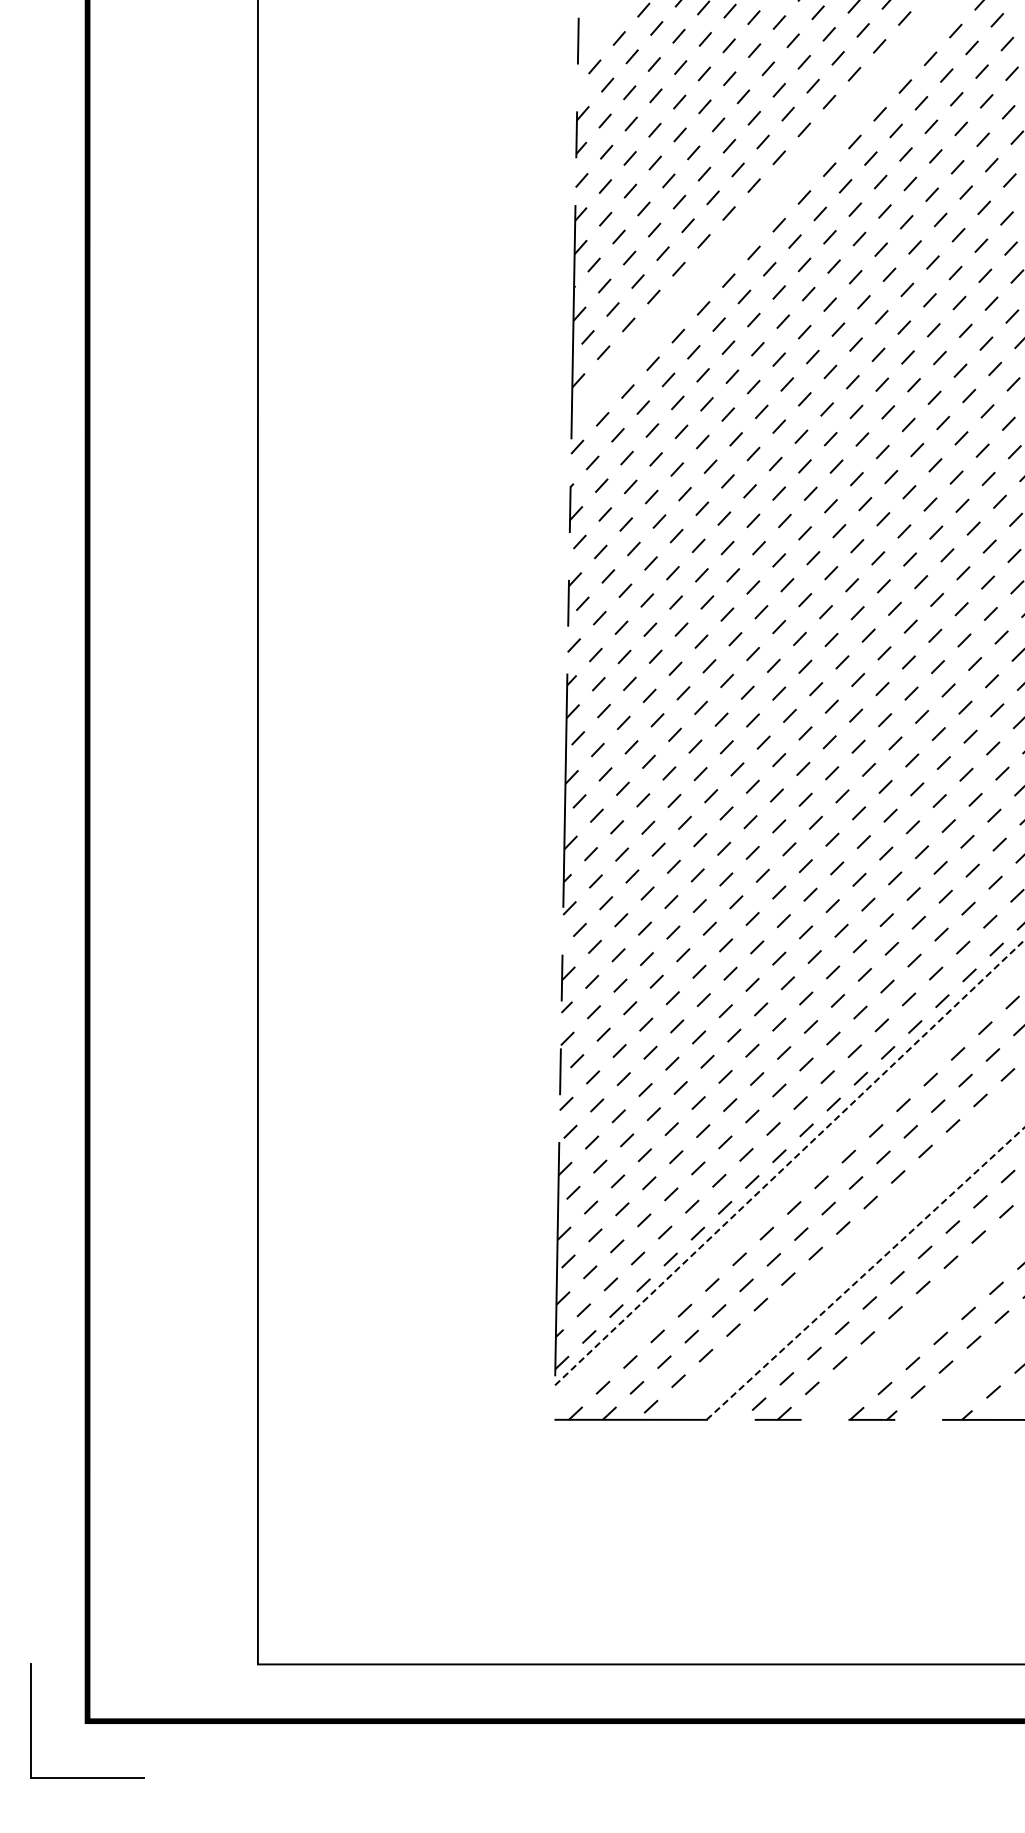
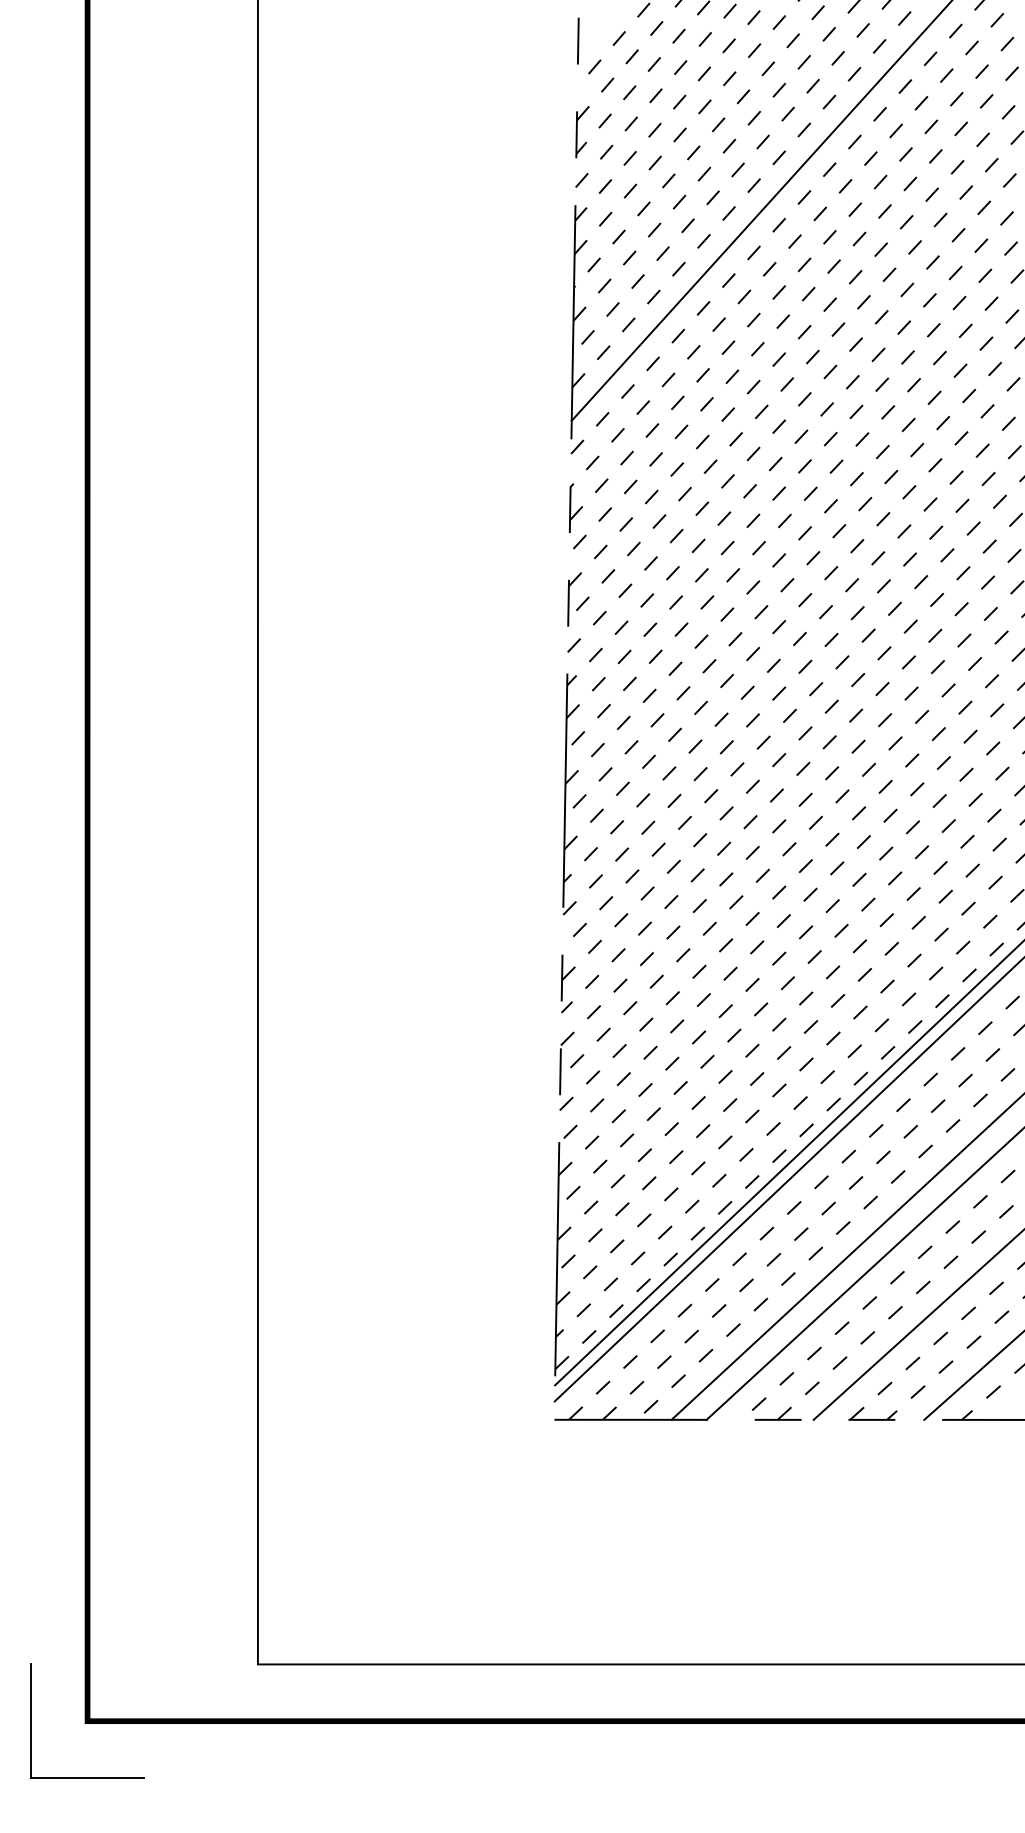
line: none -> present (760, 211)
line: dashed -> solid (789, 1163)
line: none -> present (787, 1180)
line: none -> present (846, 1257)
line: dashed -> solid (865, 1273)
line: none -> present (917, 1325)
line: none -> present (972, 1376)
